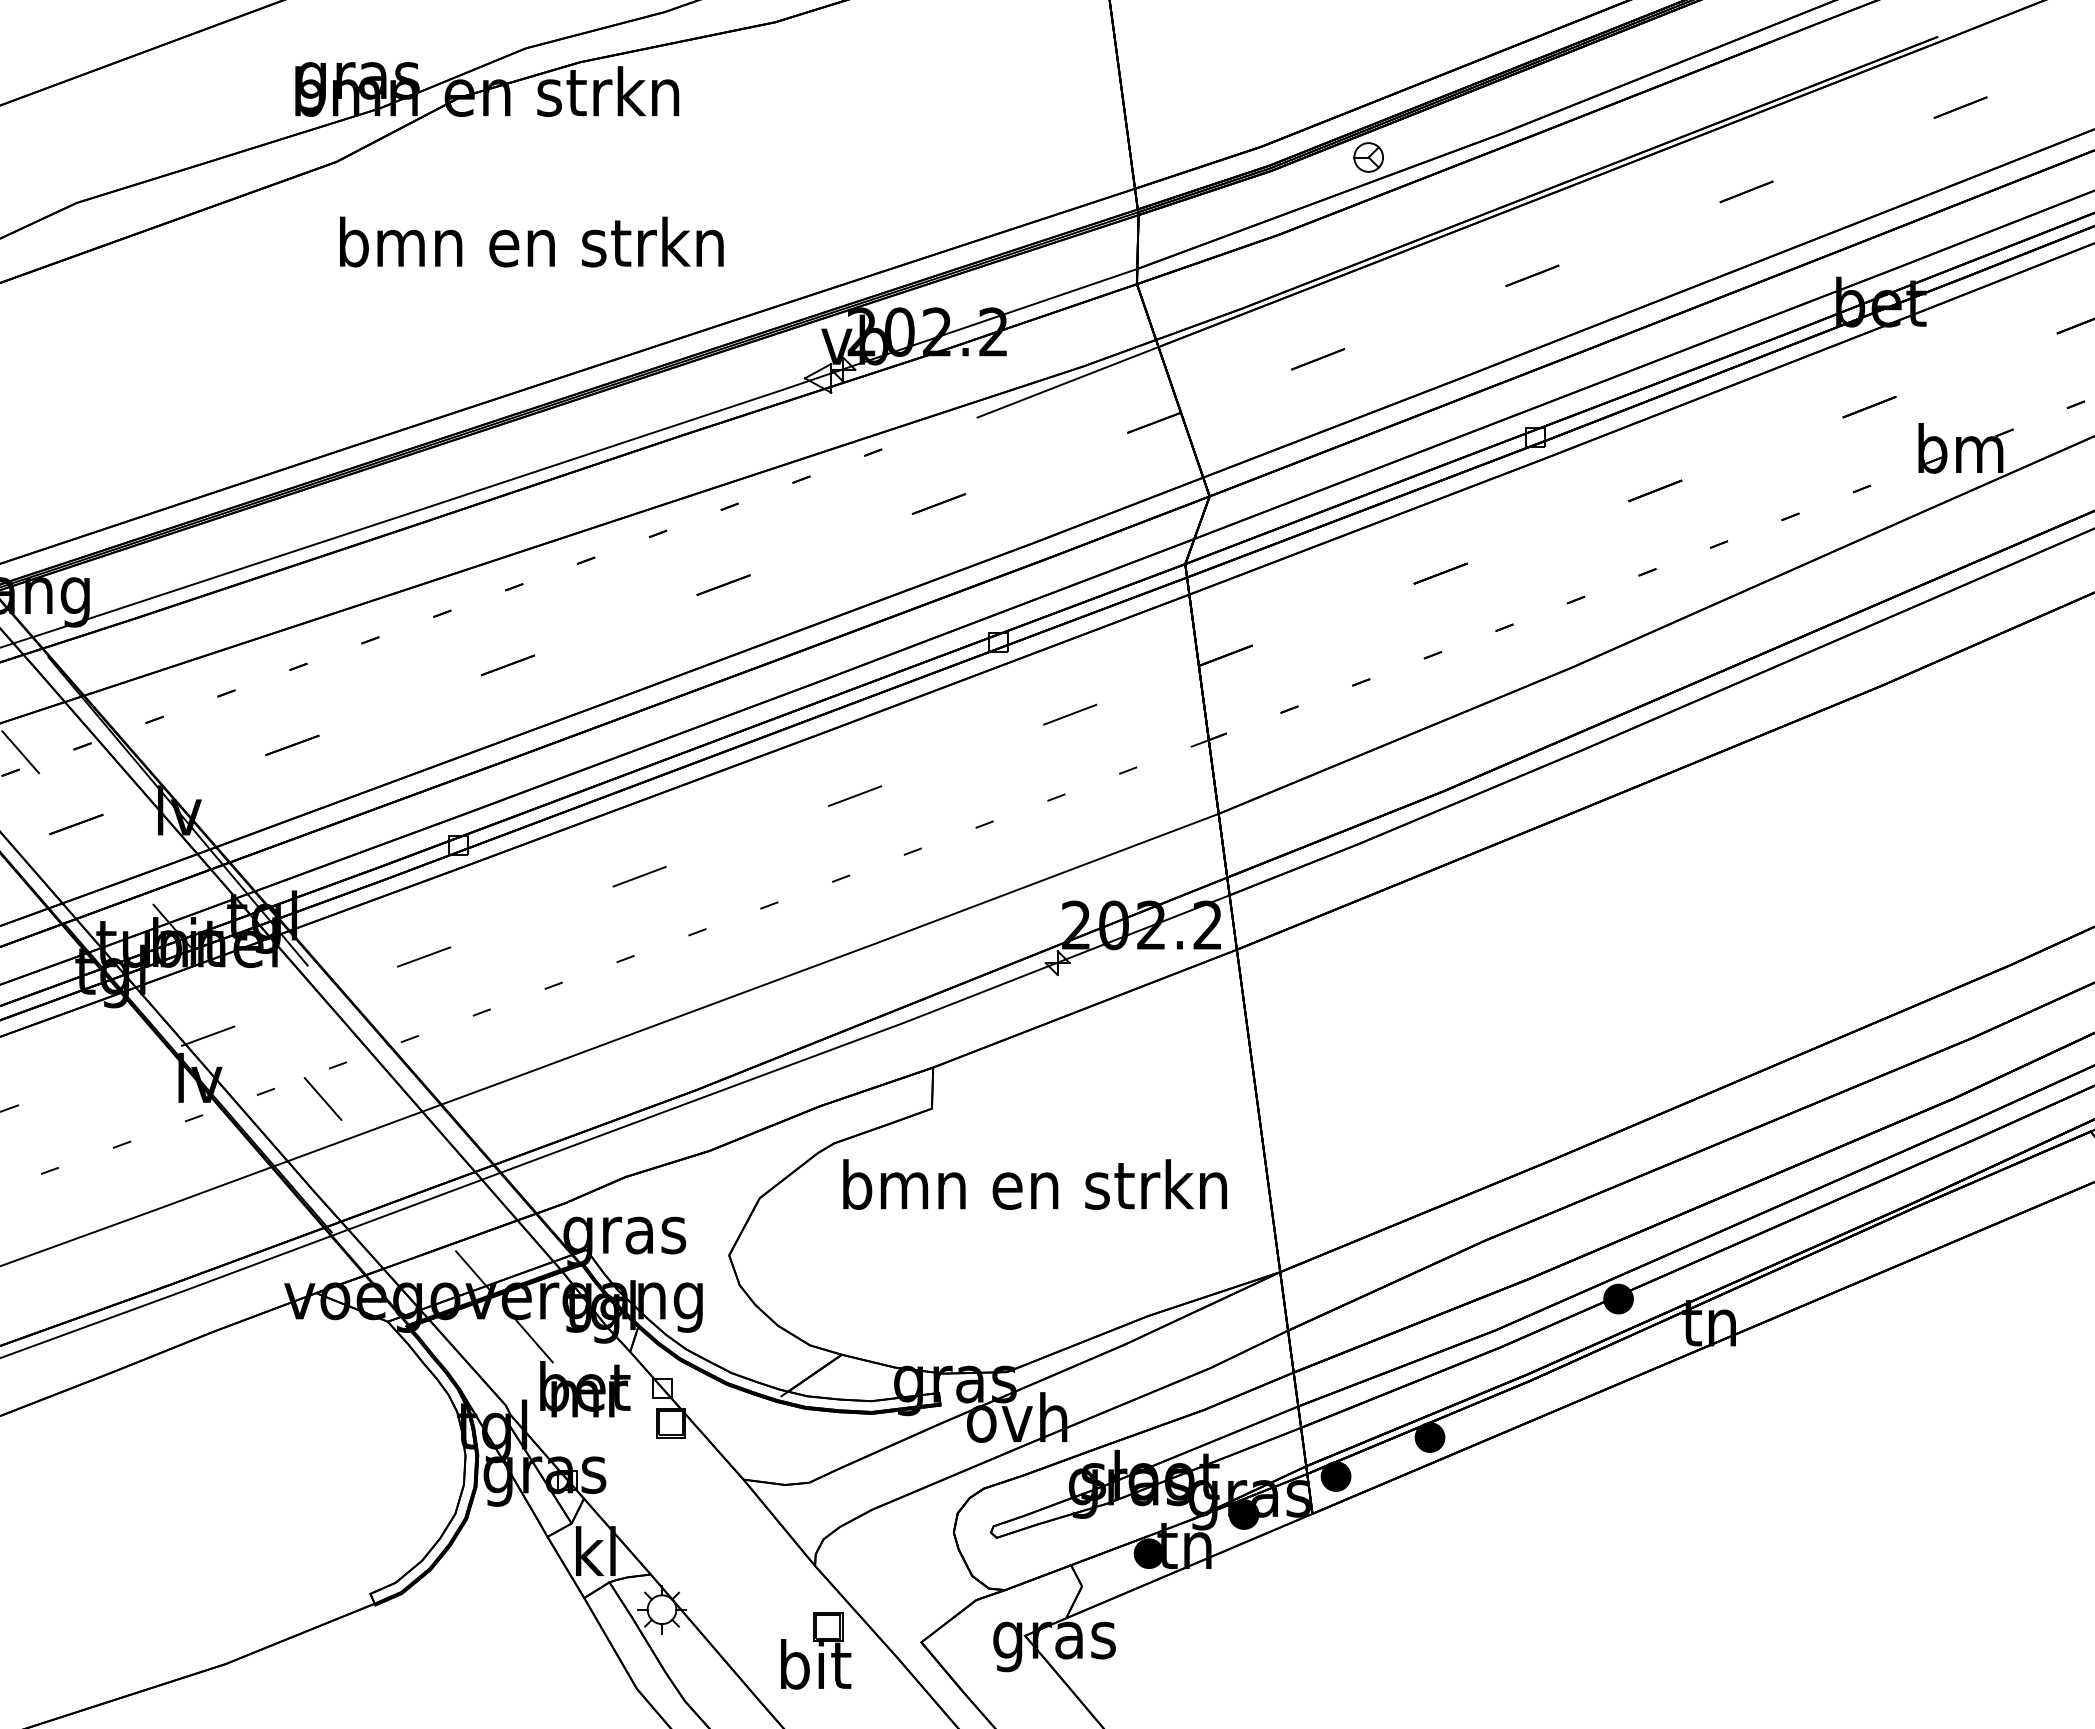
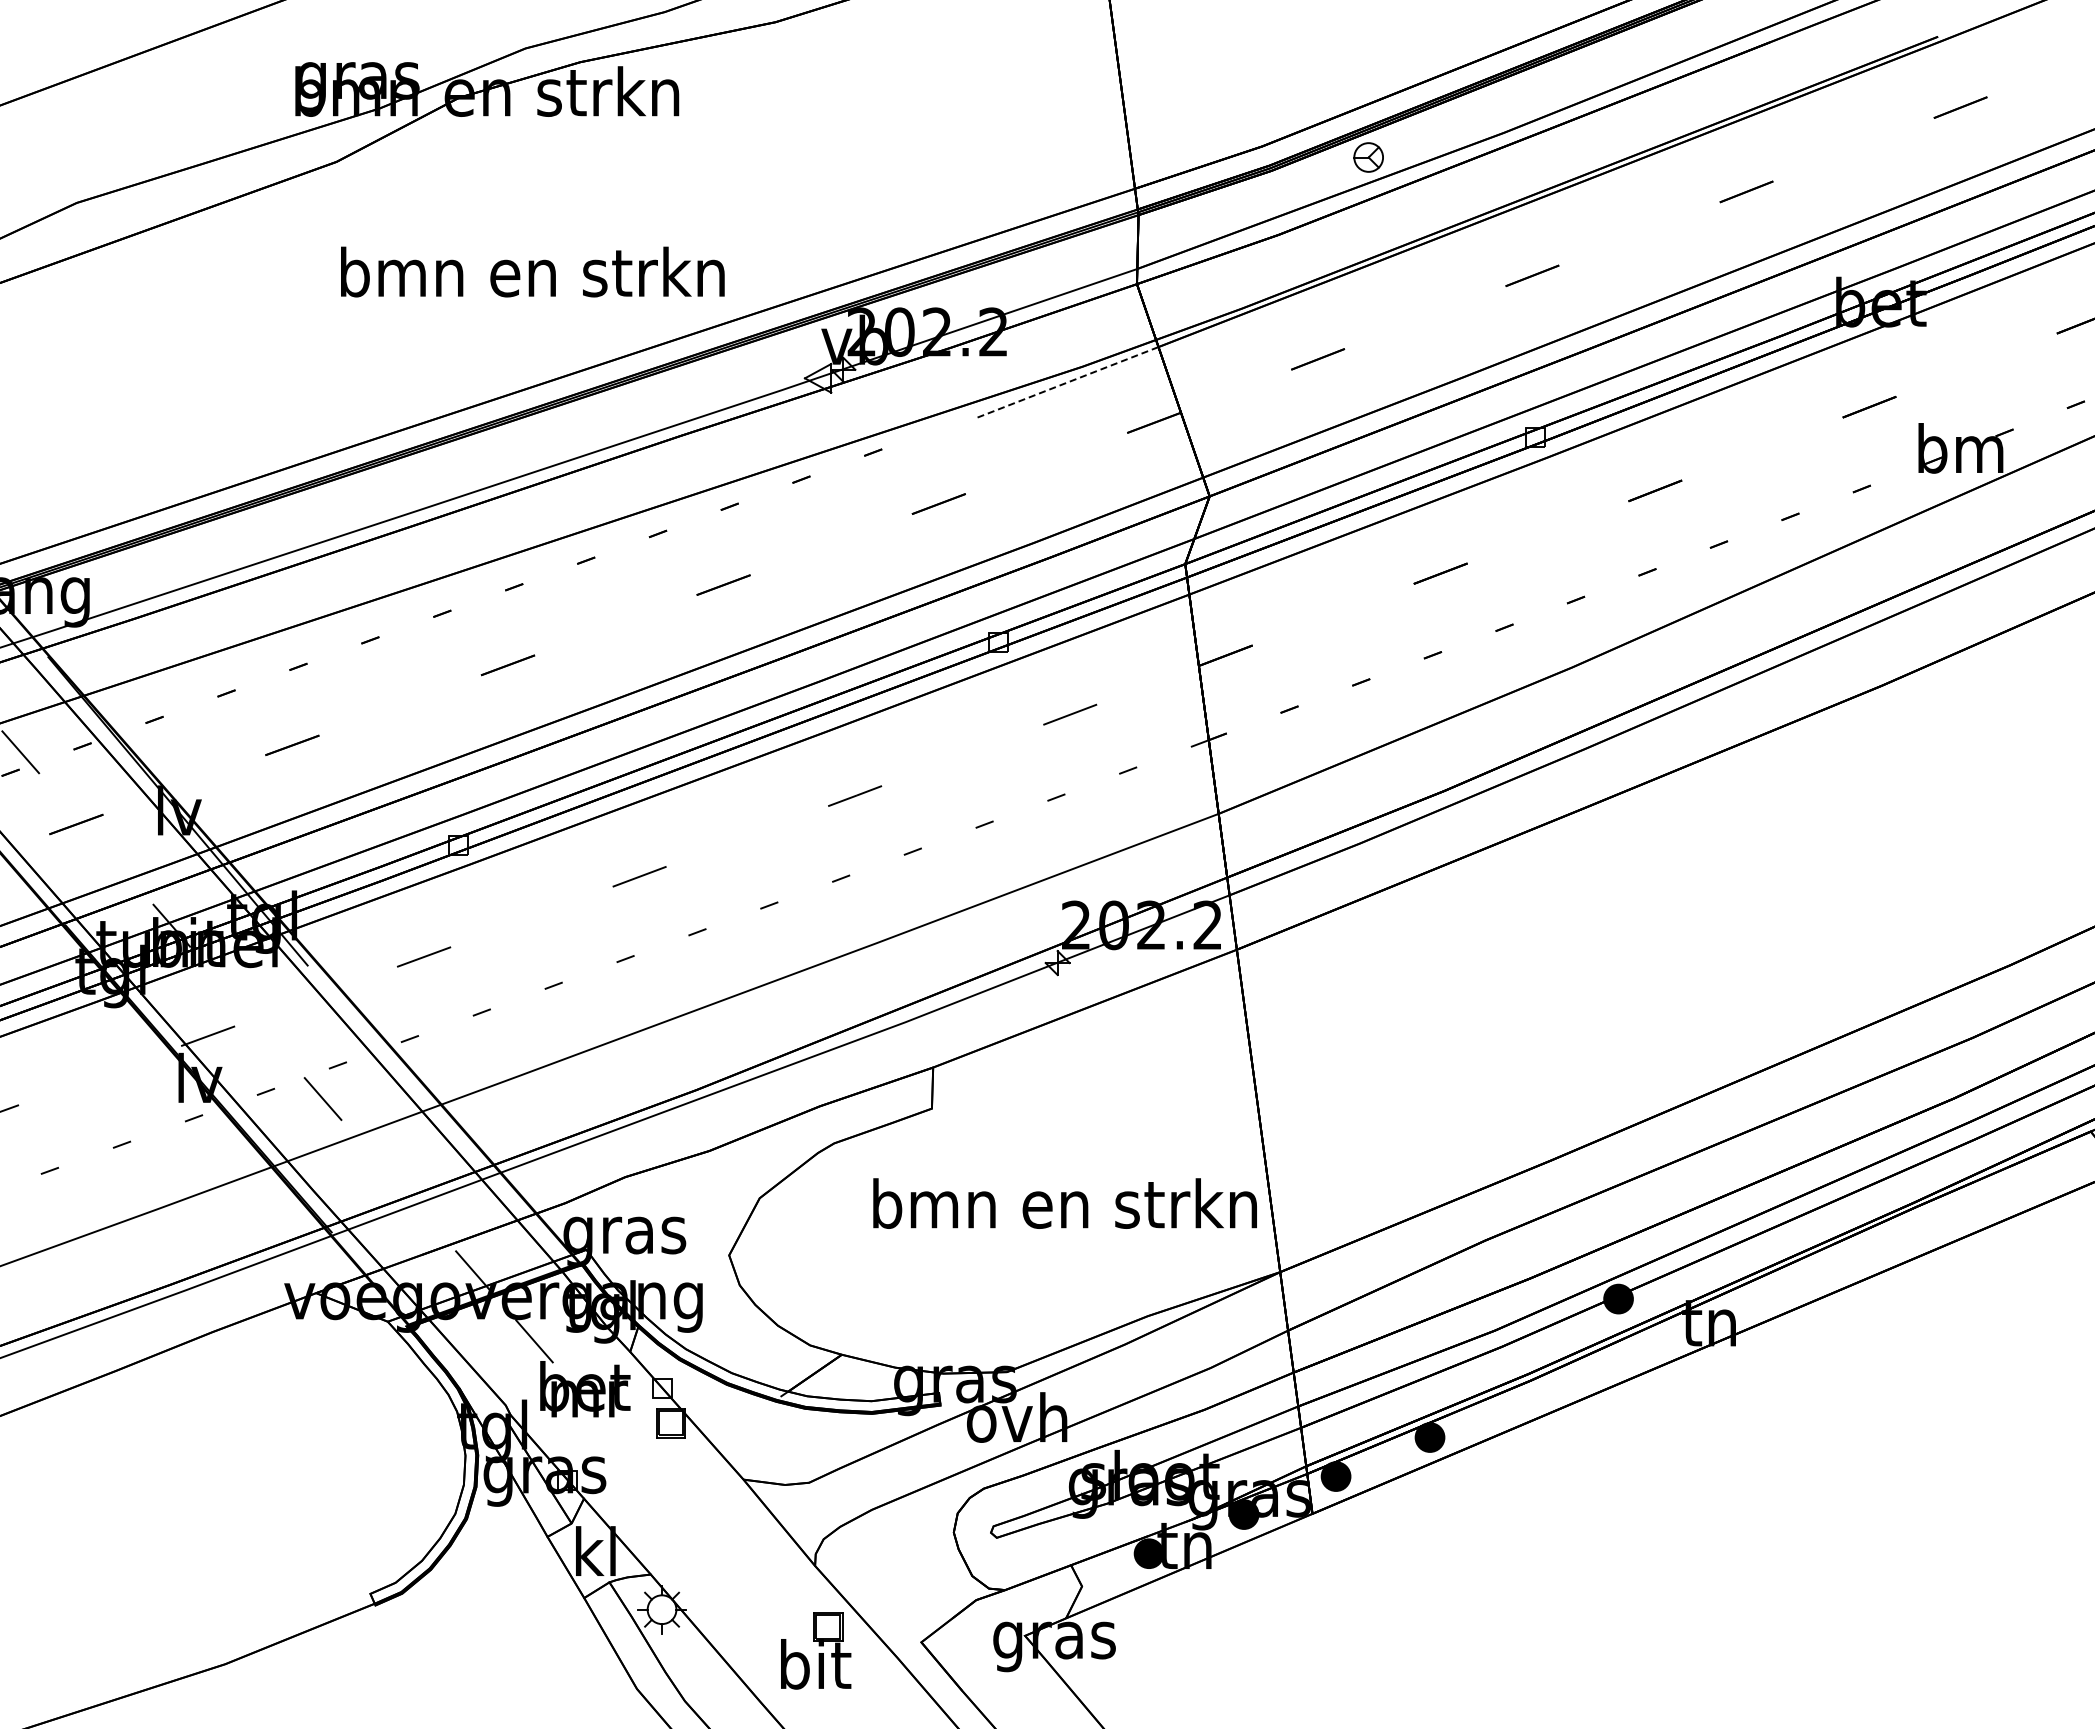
text position: (531, 241) -> (532, 271) (532, 271)
line: solid -> dashed (1068, 382)
text position: (1034, 1184) -> (1064, 1203) (1064, 1203)
